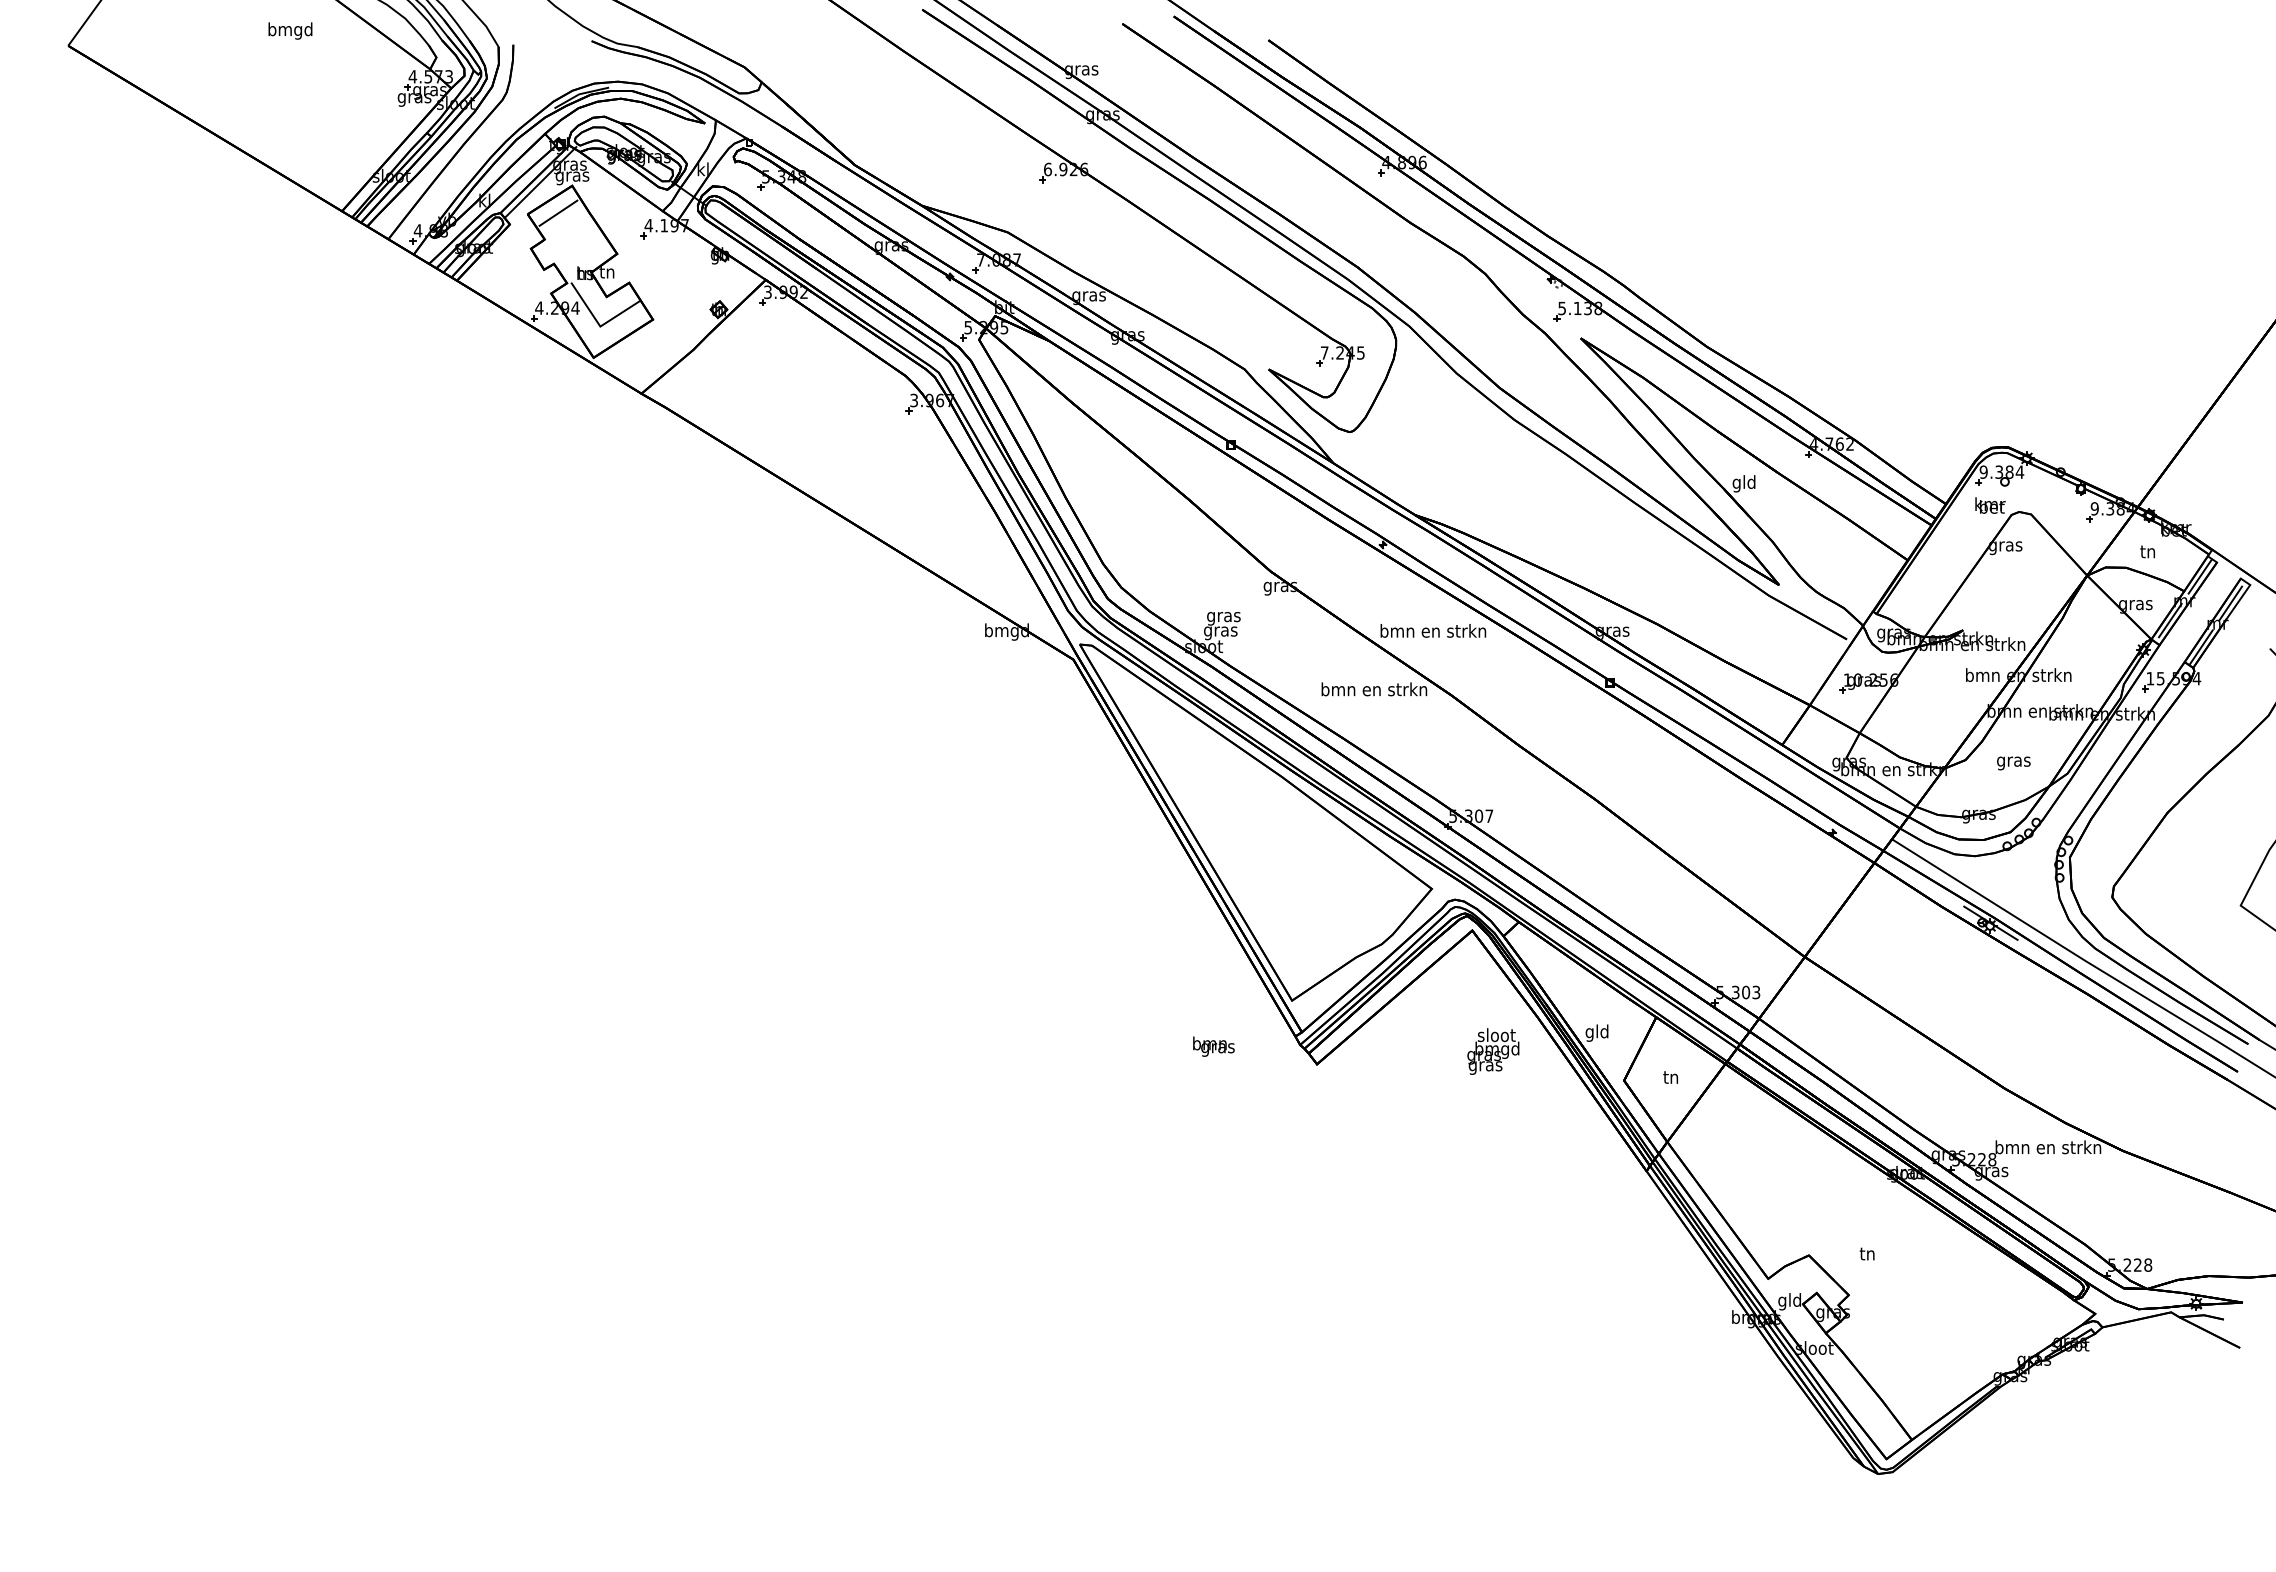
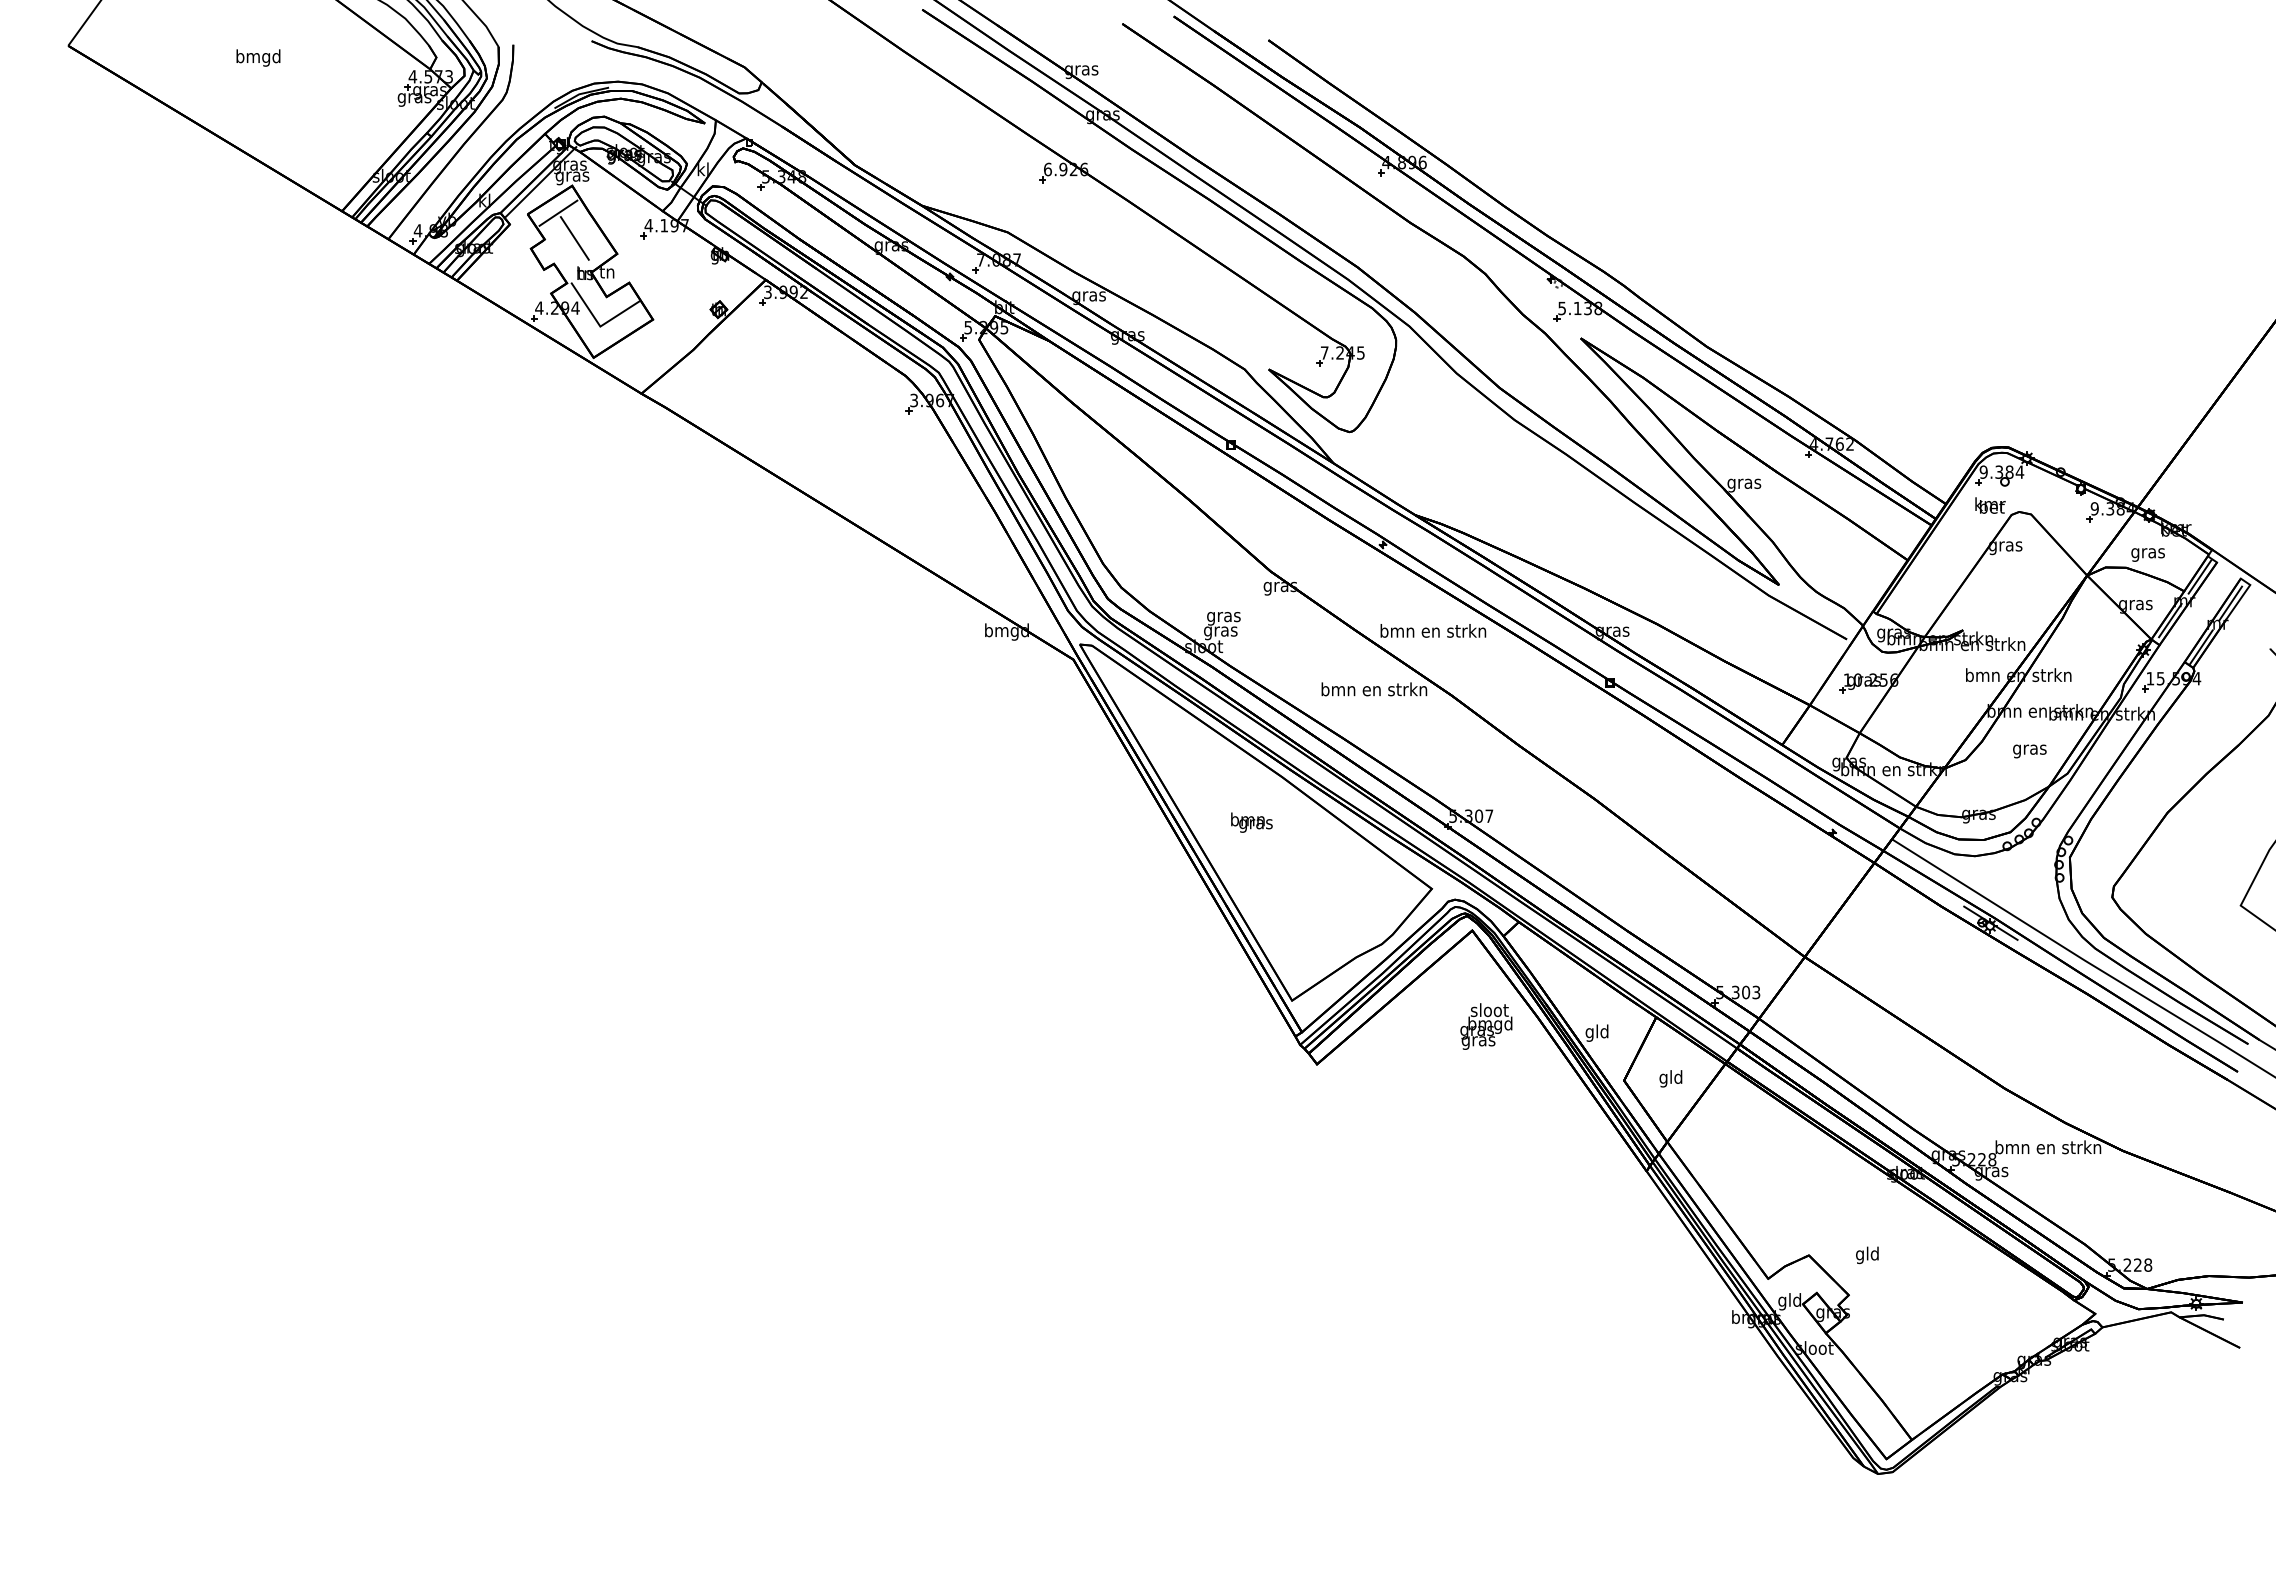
text position: (290, 30) -> (258, 57) (258, 57)
line: none -> present (574, 238)
text: gld -> gras (1744, 483)
text: tn -> gras (2147, 553)
text position: (2013, 763) -> (2029, 751) (2029, 751)
text position: (1213, 1046) -> (1251, 822) (1251, 822)
text position: (1493, 1051) -> (1486, 1026) (1486, 1026)
text: tn -> gld (1670, 1078)
text: tn -> gld (1867, 1255)
